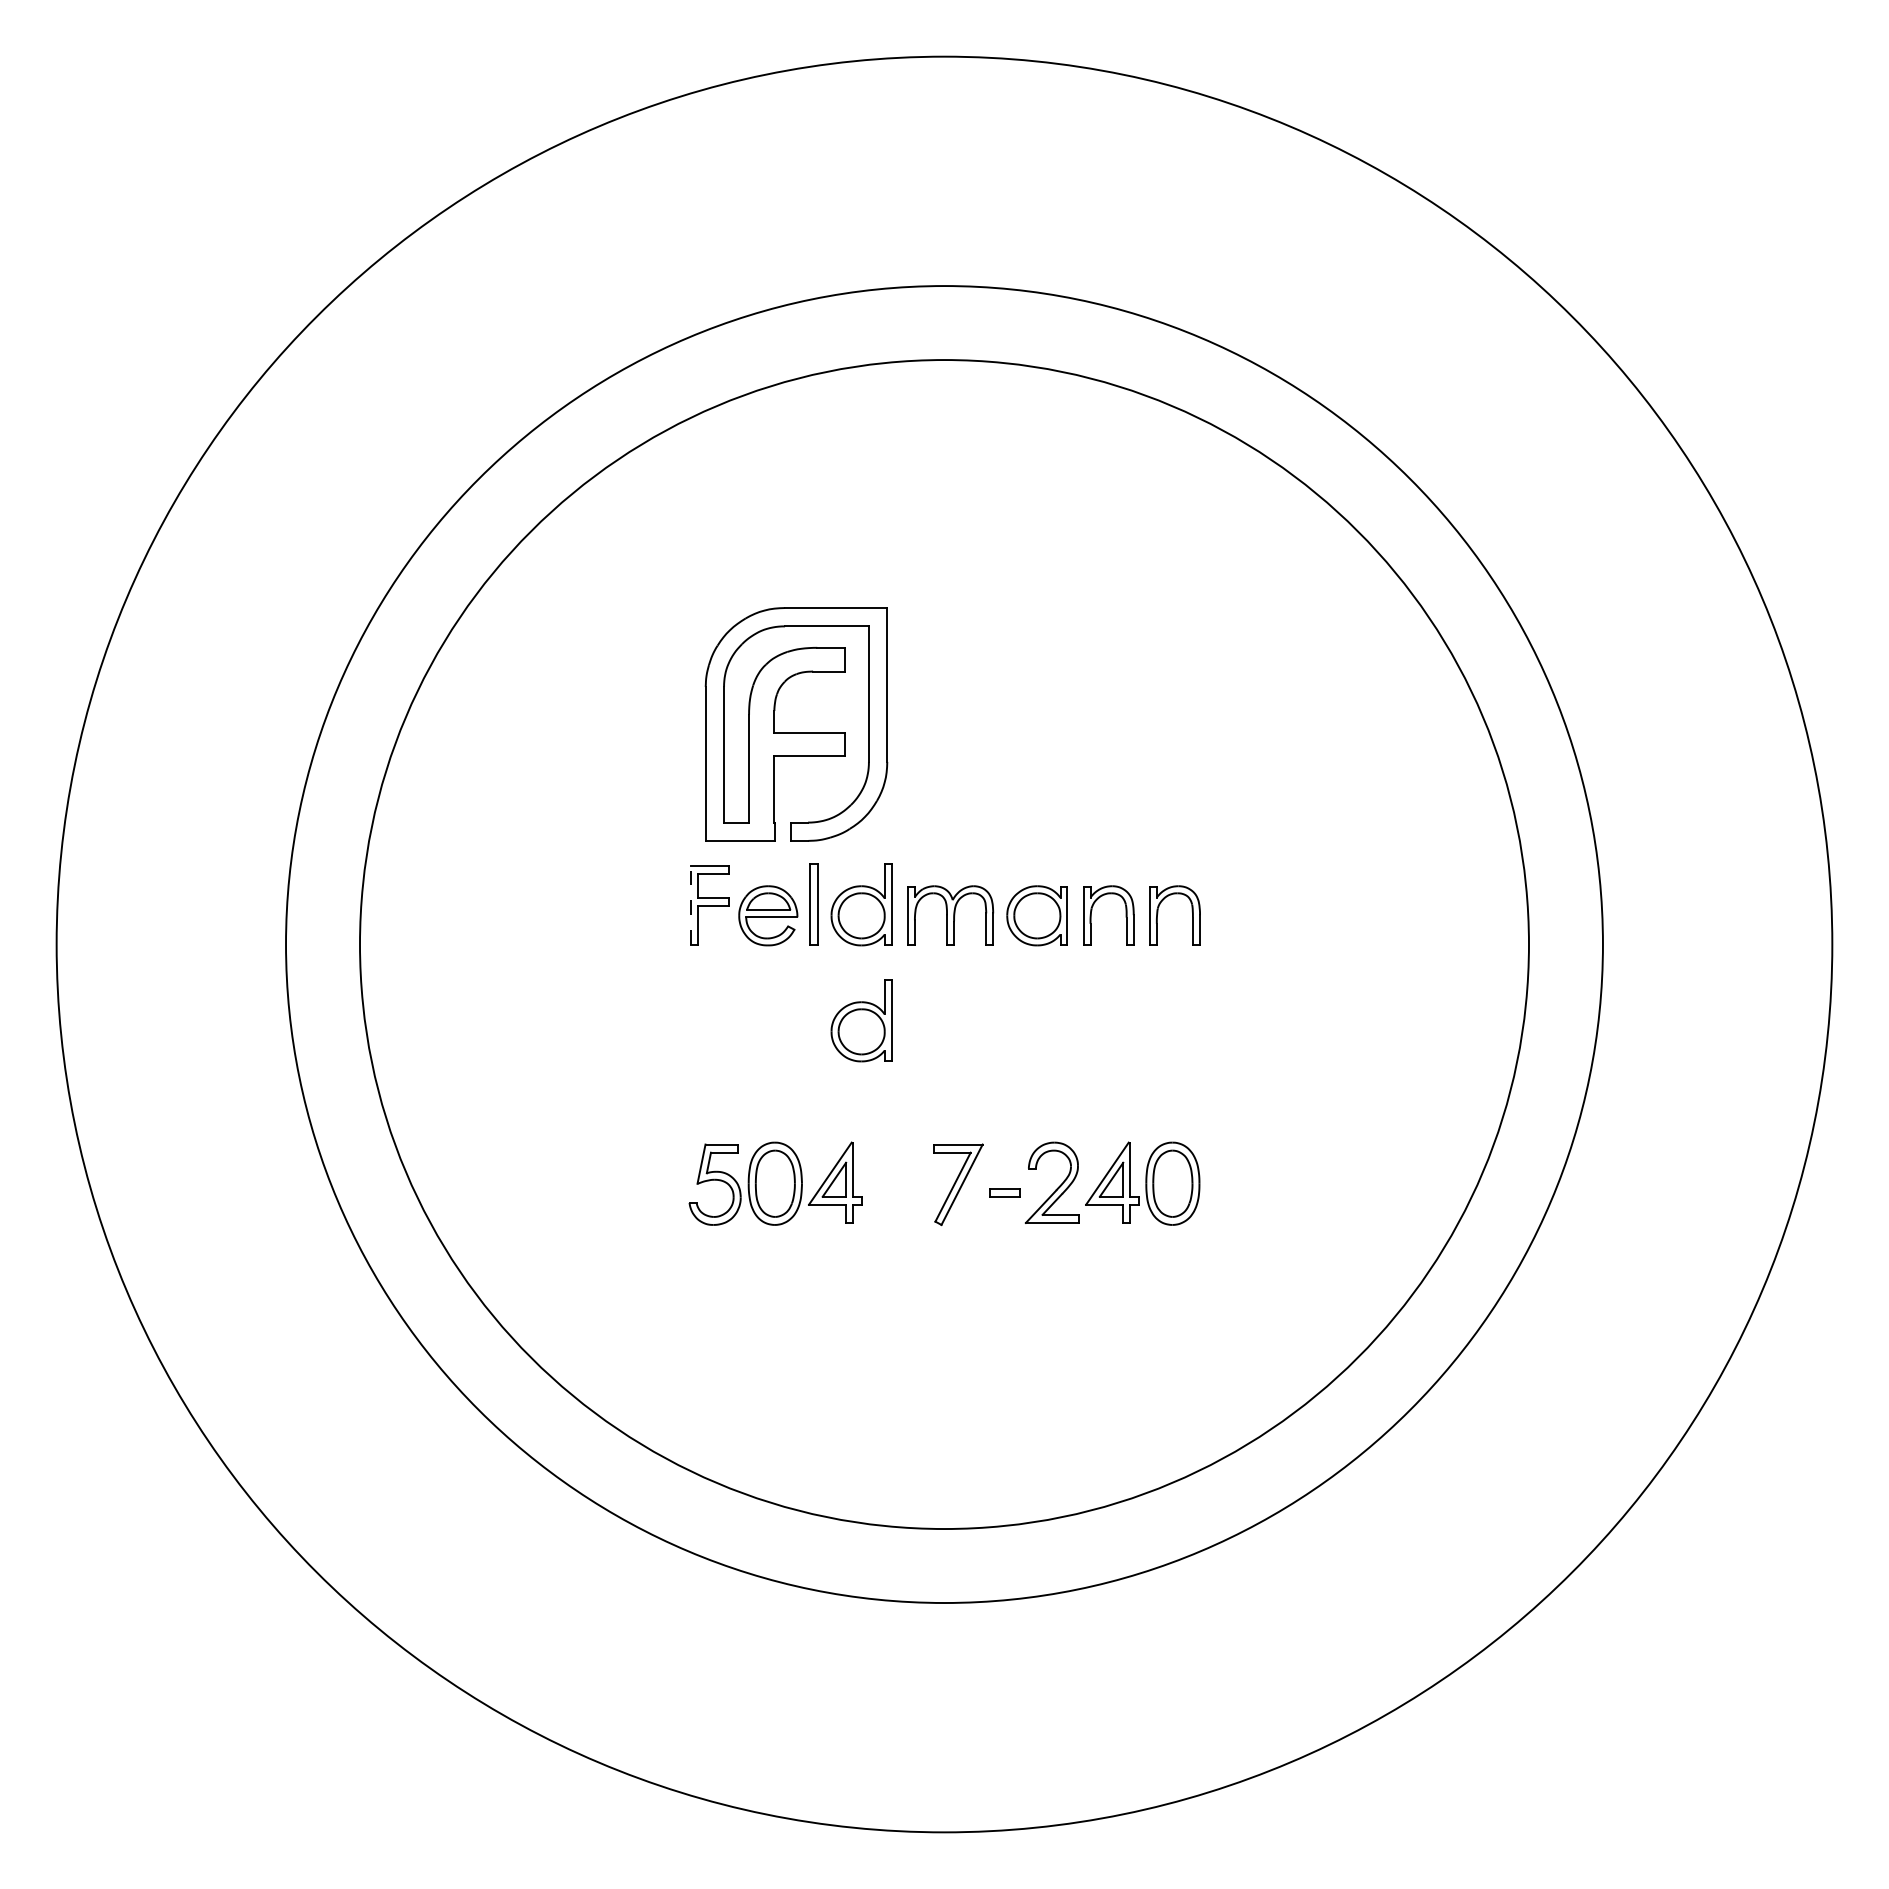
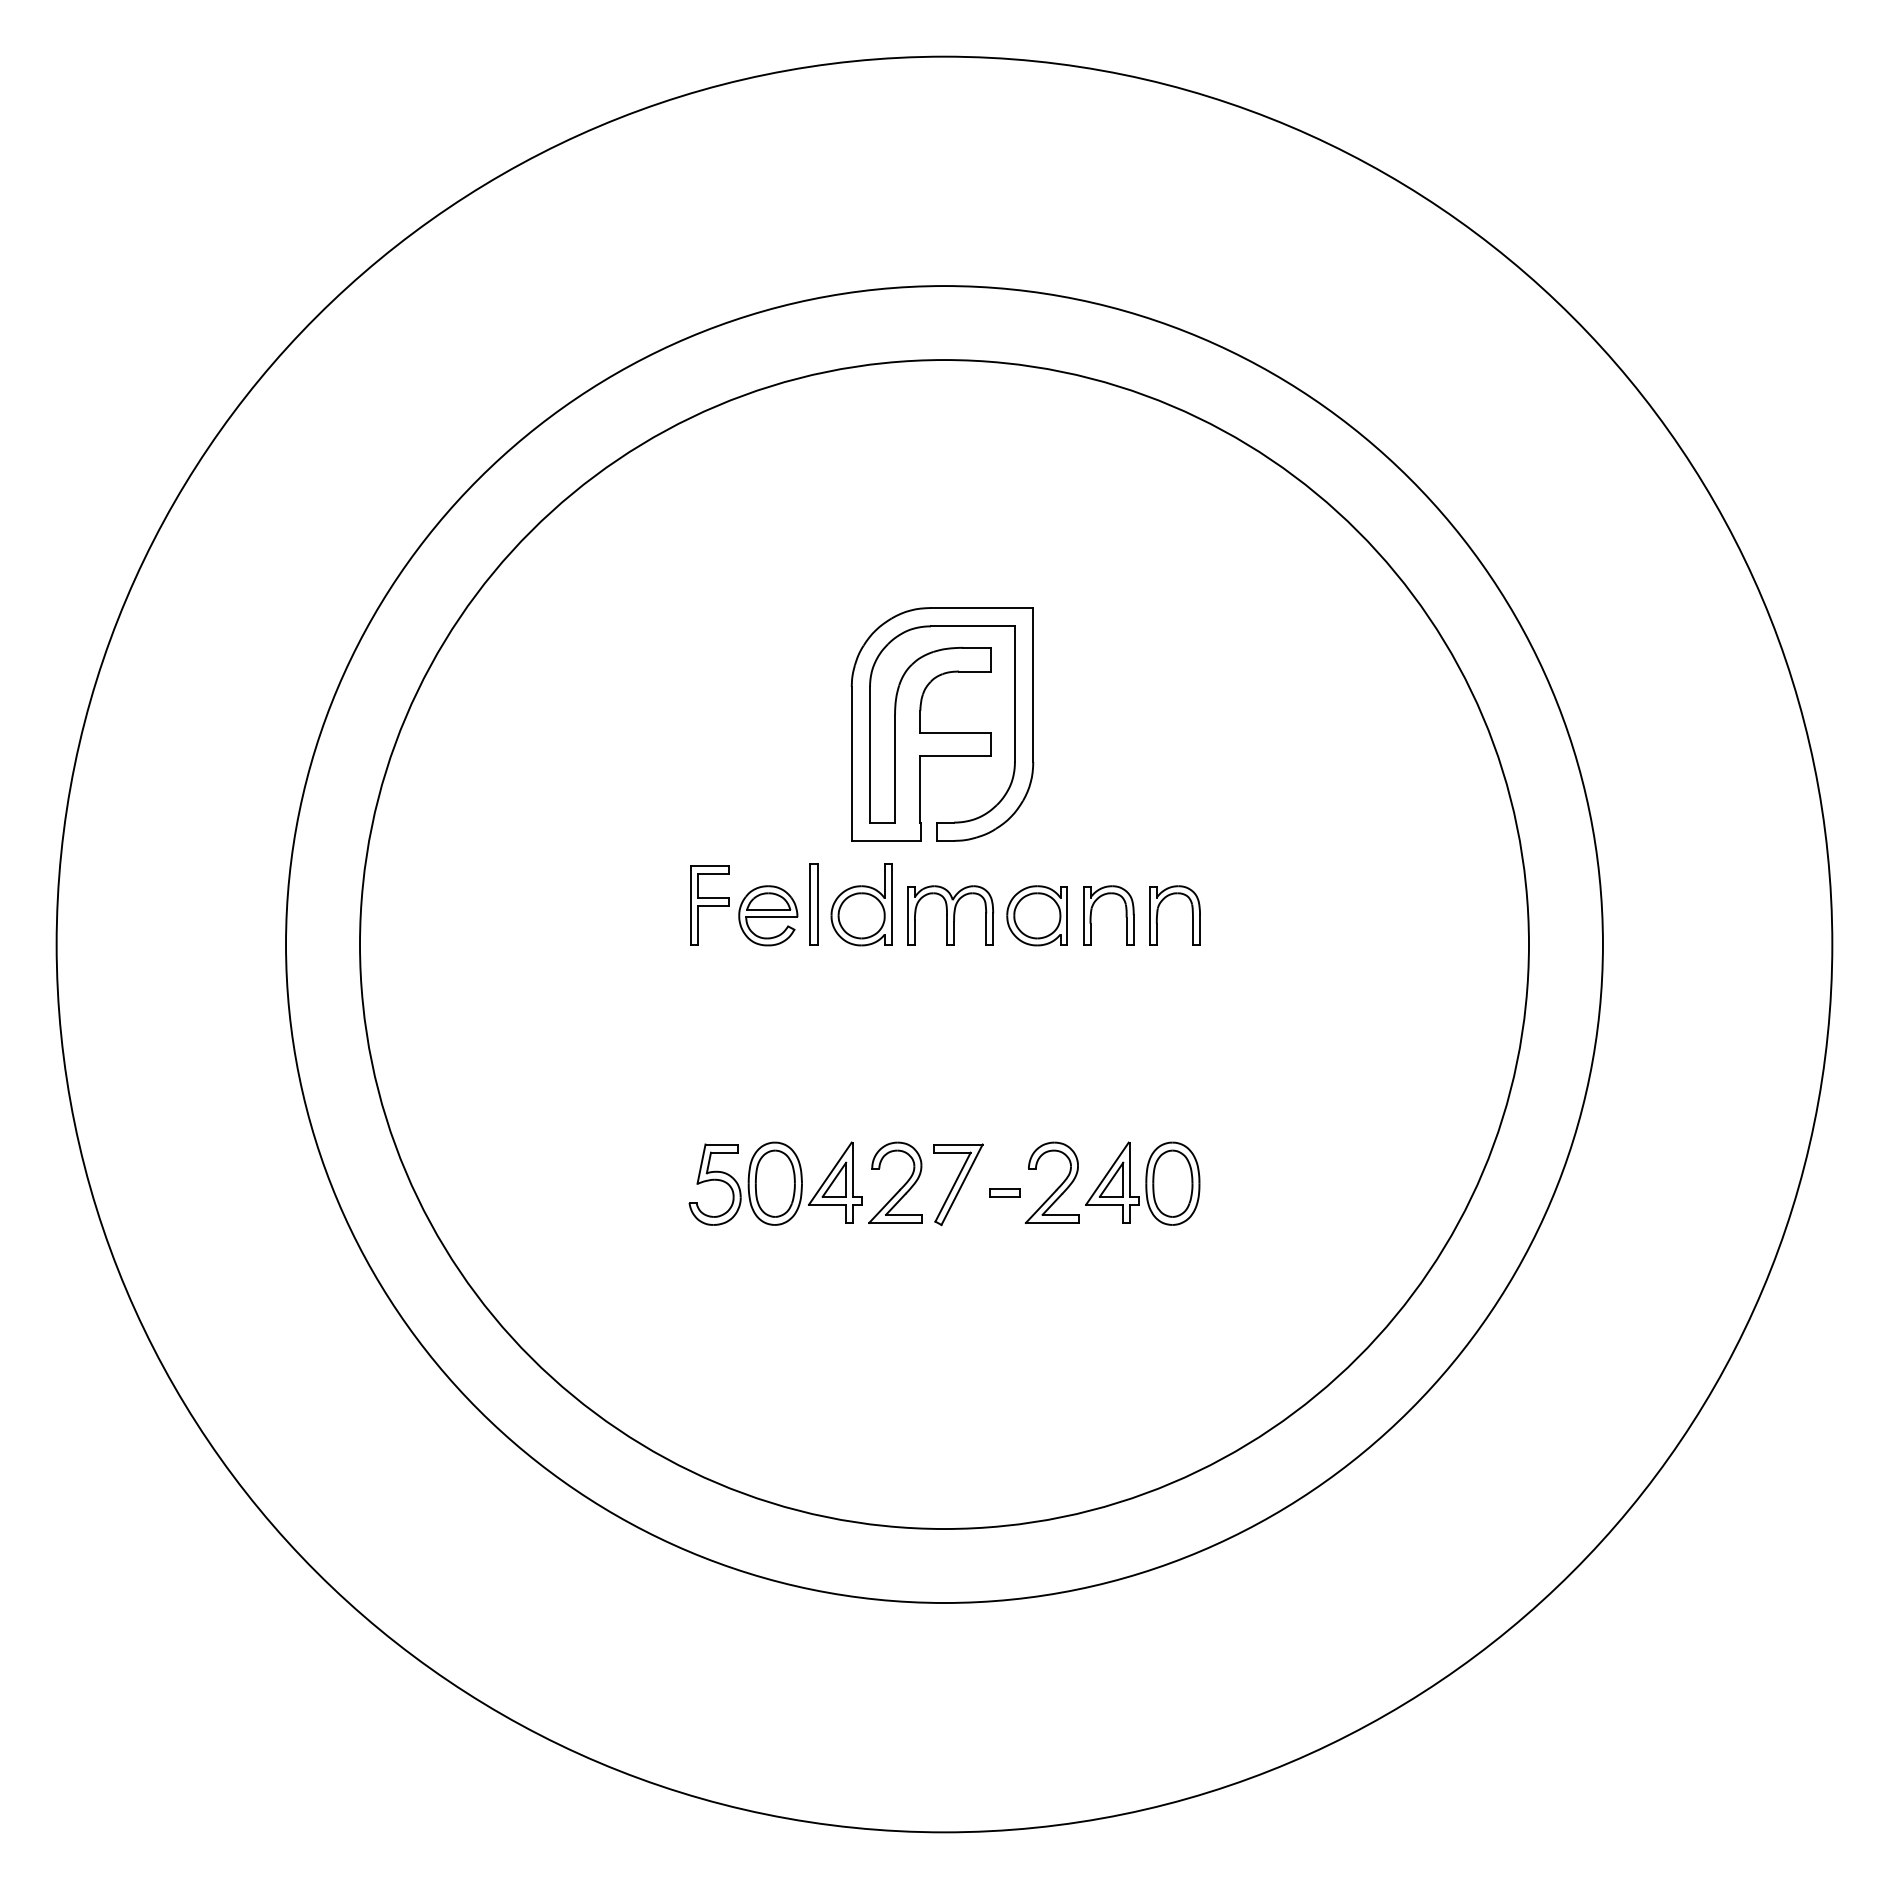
part position: (796, 732) -> (942, 732) (942, 732)
line: dashed -> solid (691, 904)
part: present -> none (861, 1020)
part: none -> present (901, 1187)
